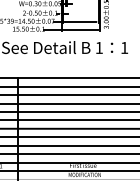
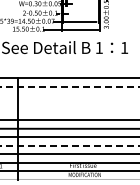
line: solid -> dashed (70, 86)
line: present -> none (69, 95)
line: present -> none (69, 103)
line: present -> none (69, 111)
line: solid -> dashed (70, 145)
